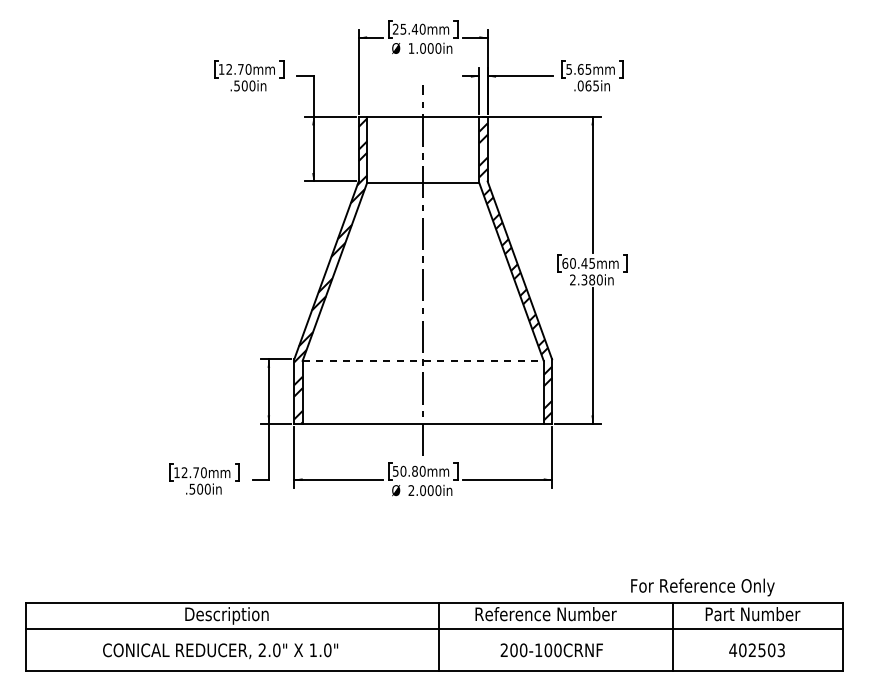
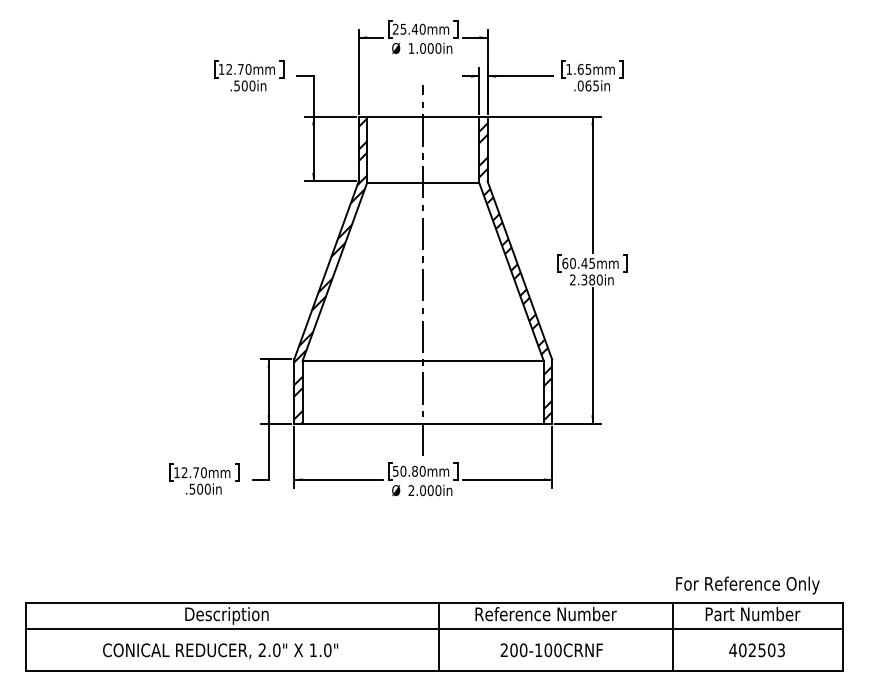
text: 5.65mm -> 1.65mm (568, 69)
line: dashed -> solid (423, 360)
text position: (702, 587) -> (747, 585) (747, 585)
